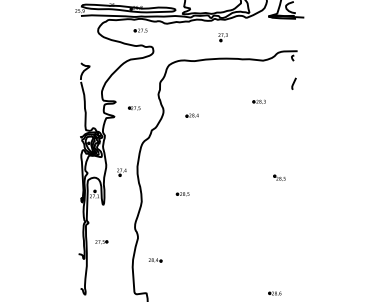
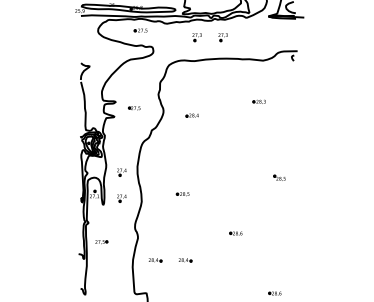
part: none -> present (196, 37)
line: present -> none (293, 83)
part: none -> present (121, 198)
part: none -> present (235, 233)
part: none -> present (185, 260)
